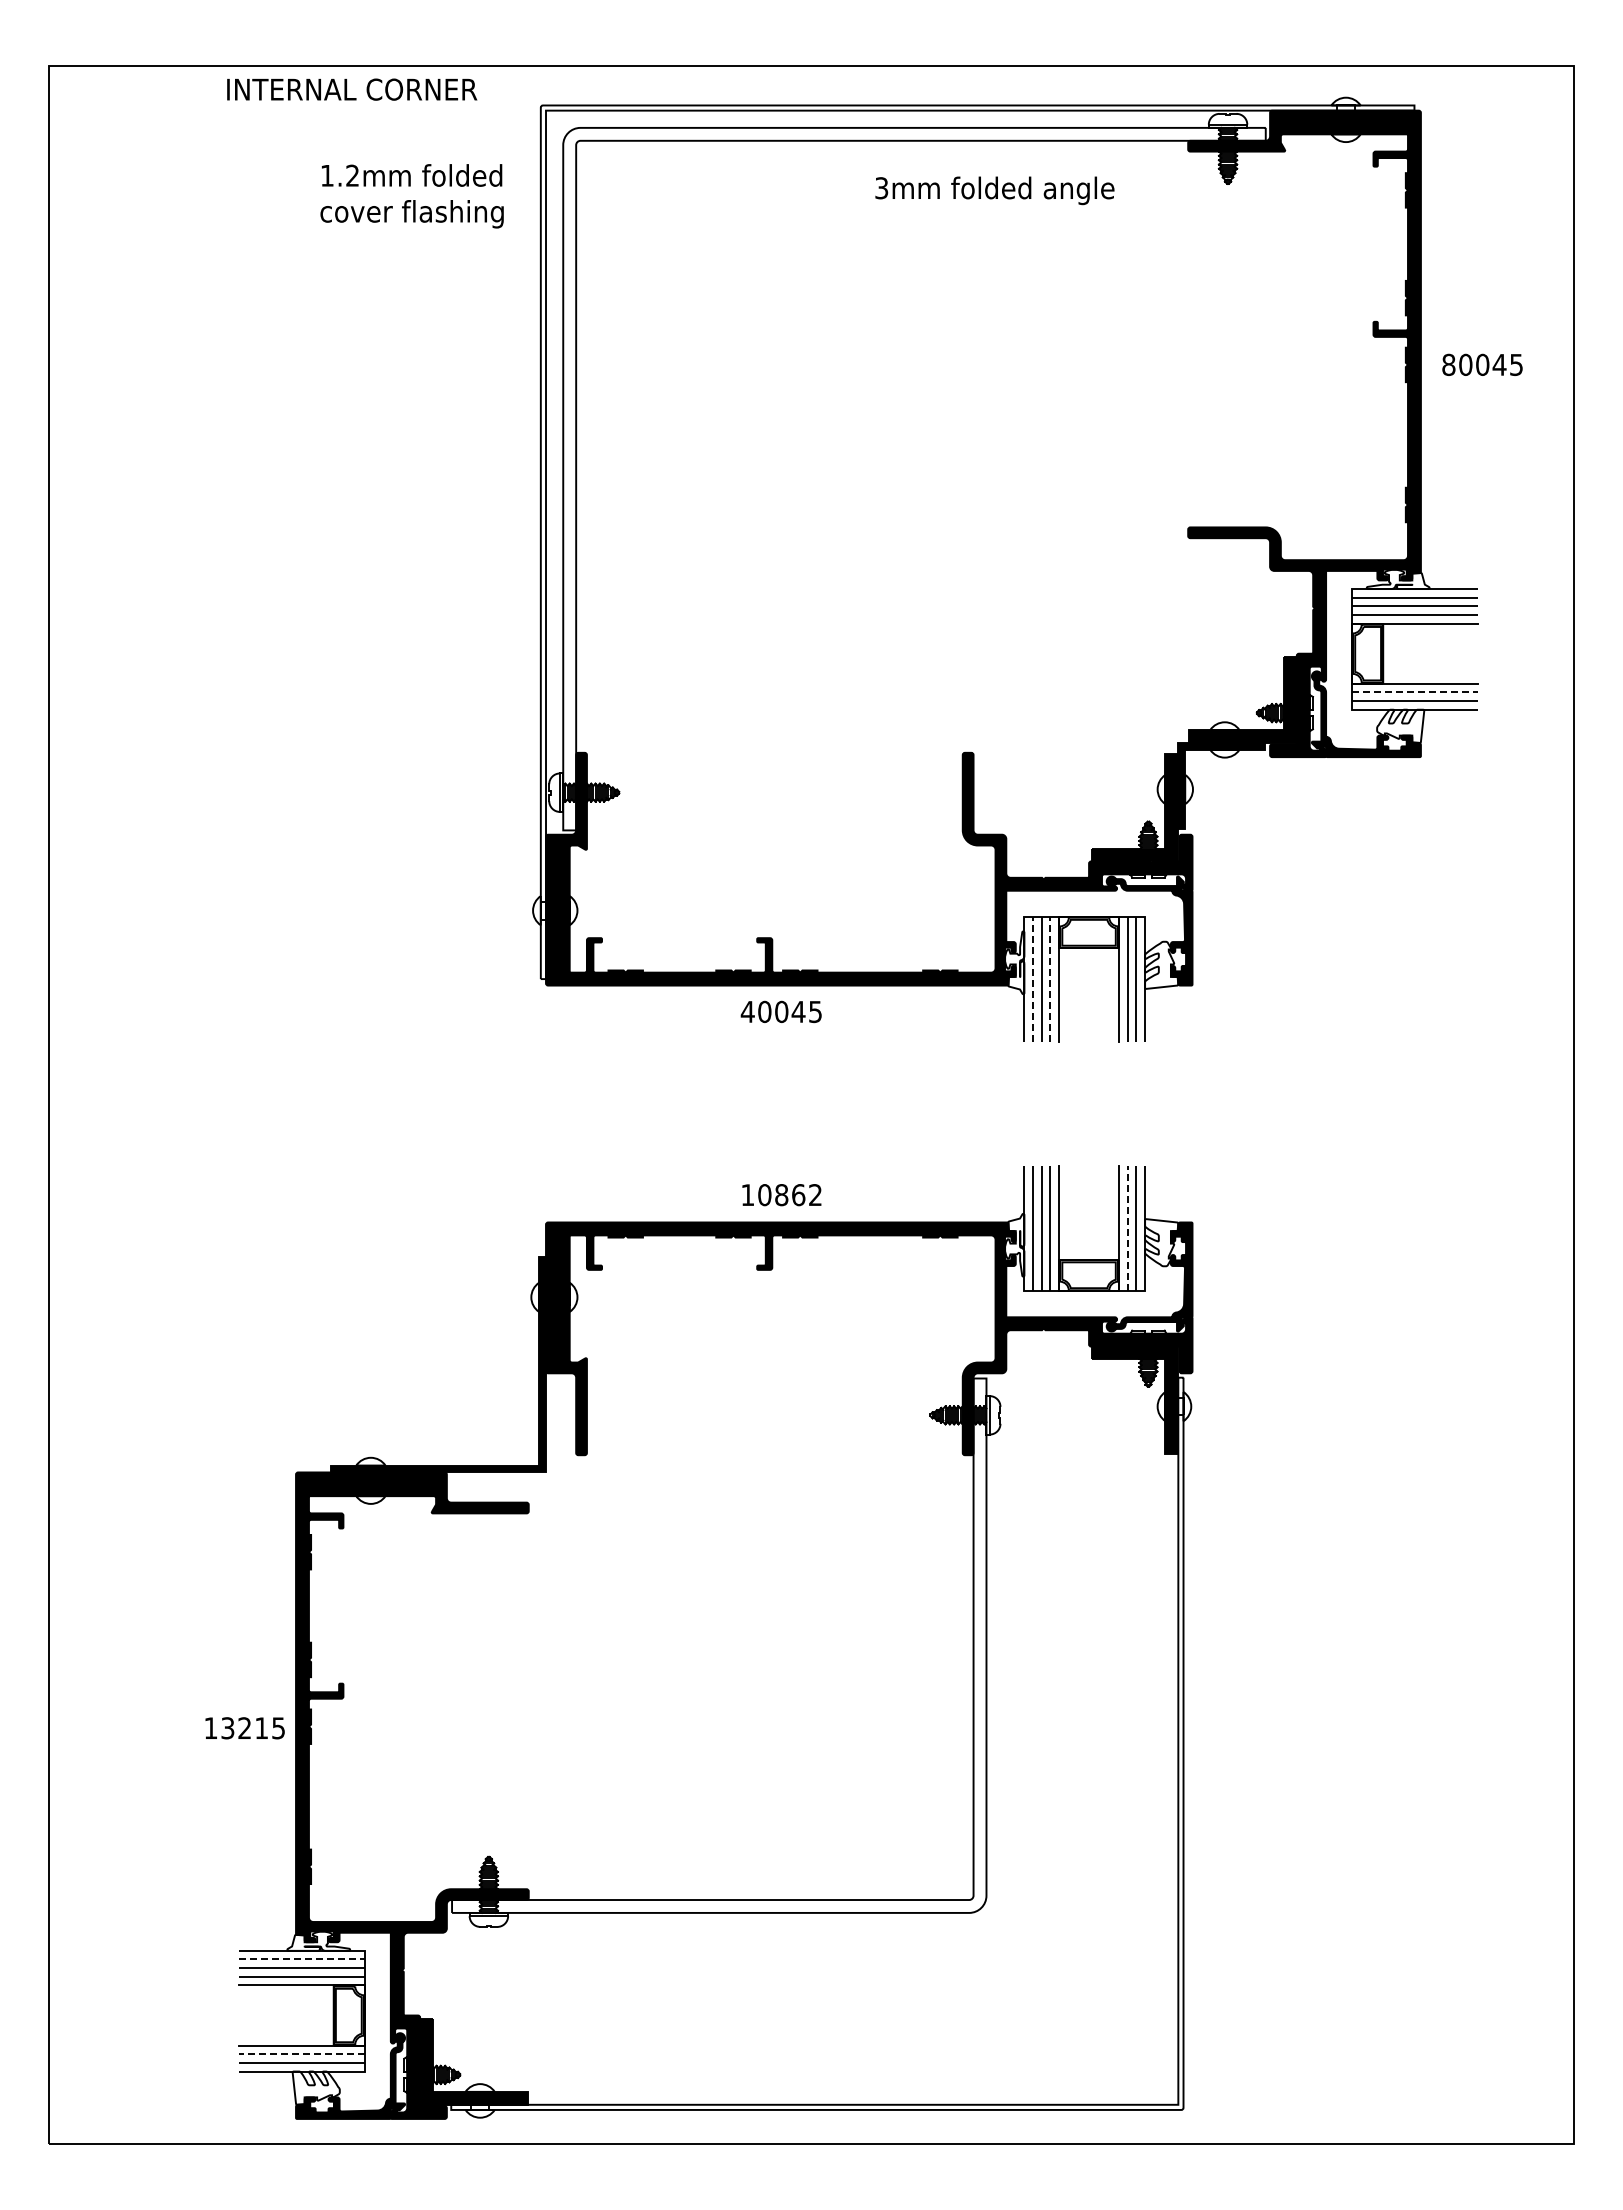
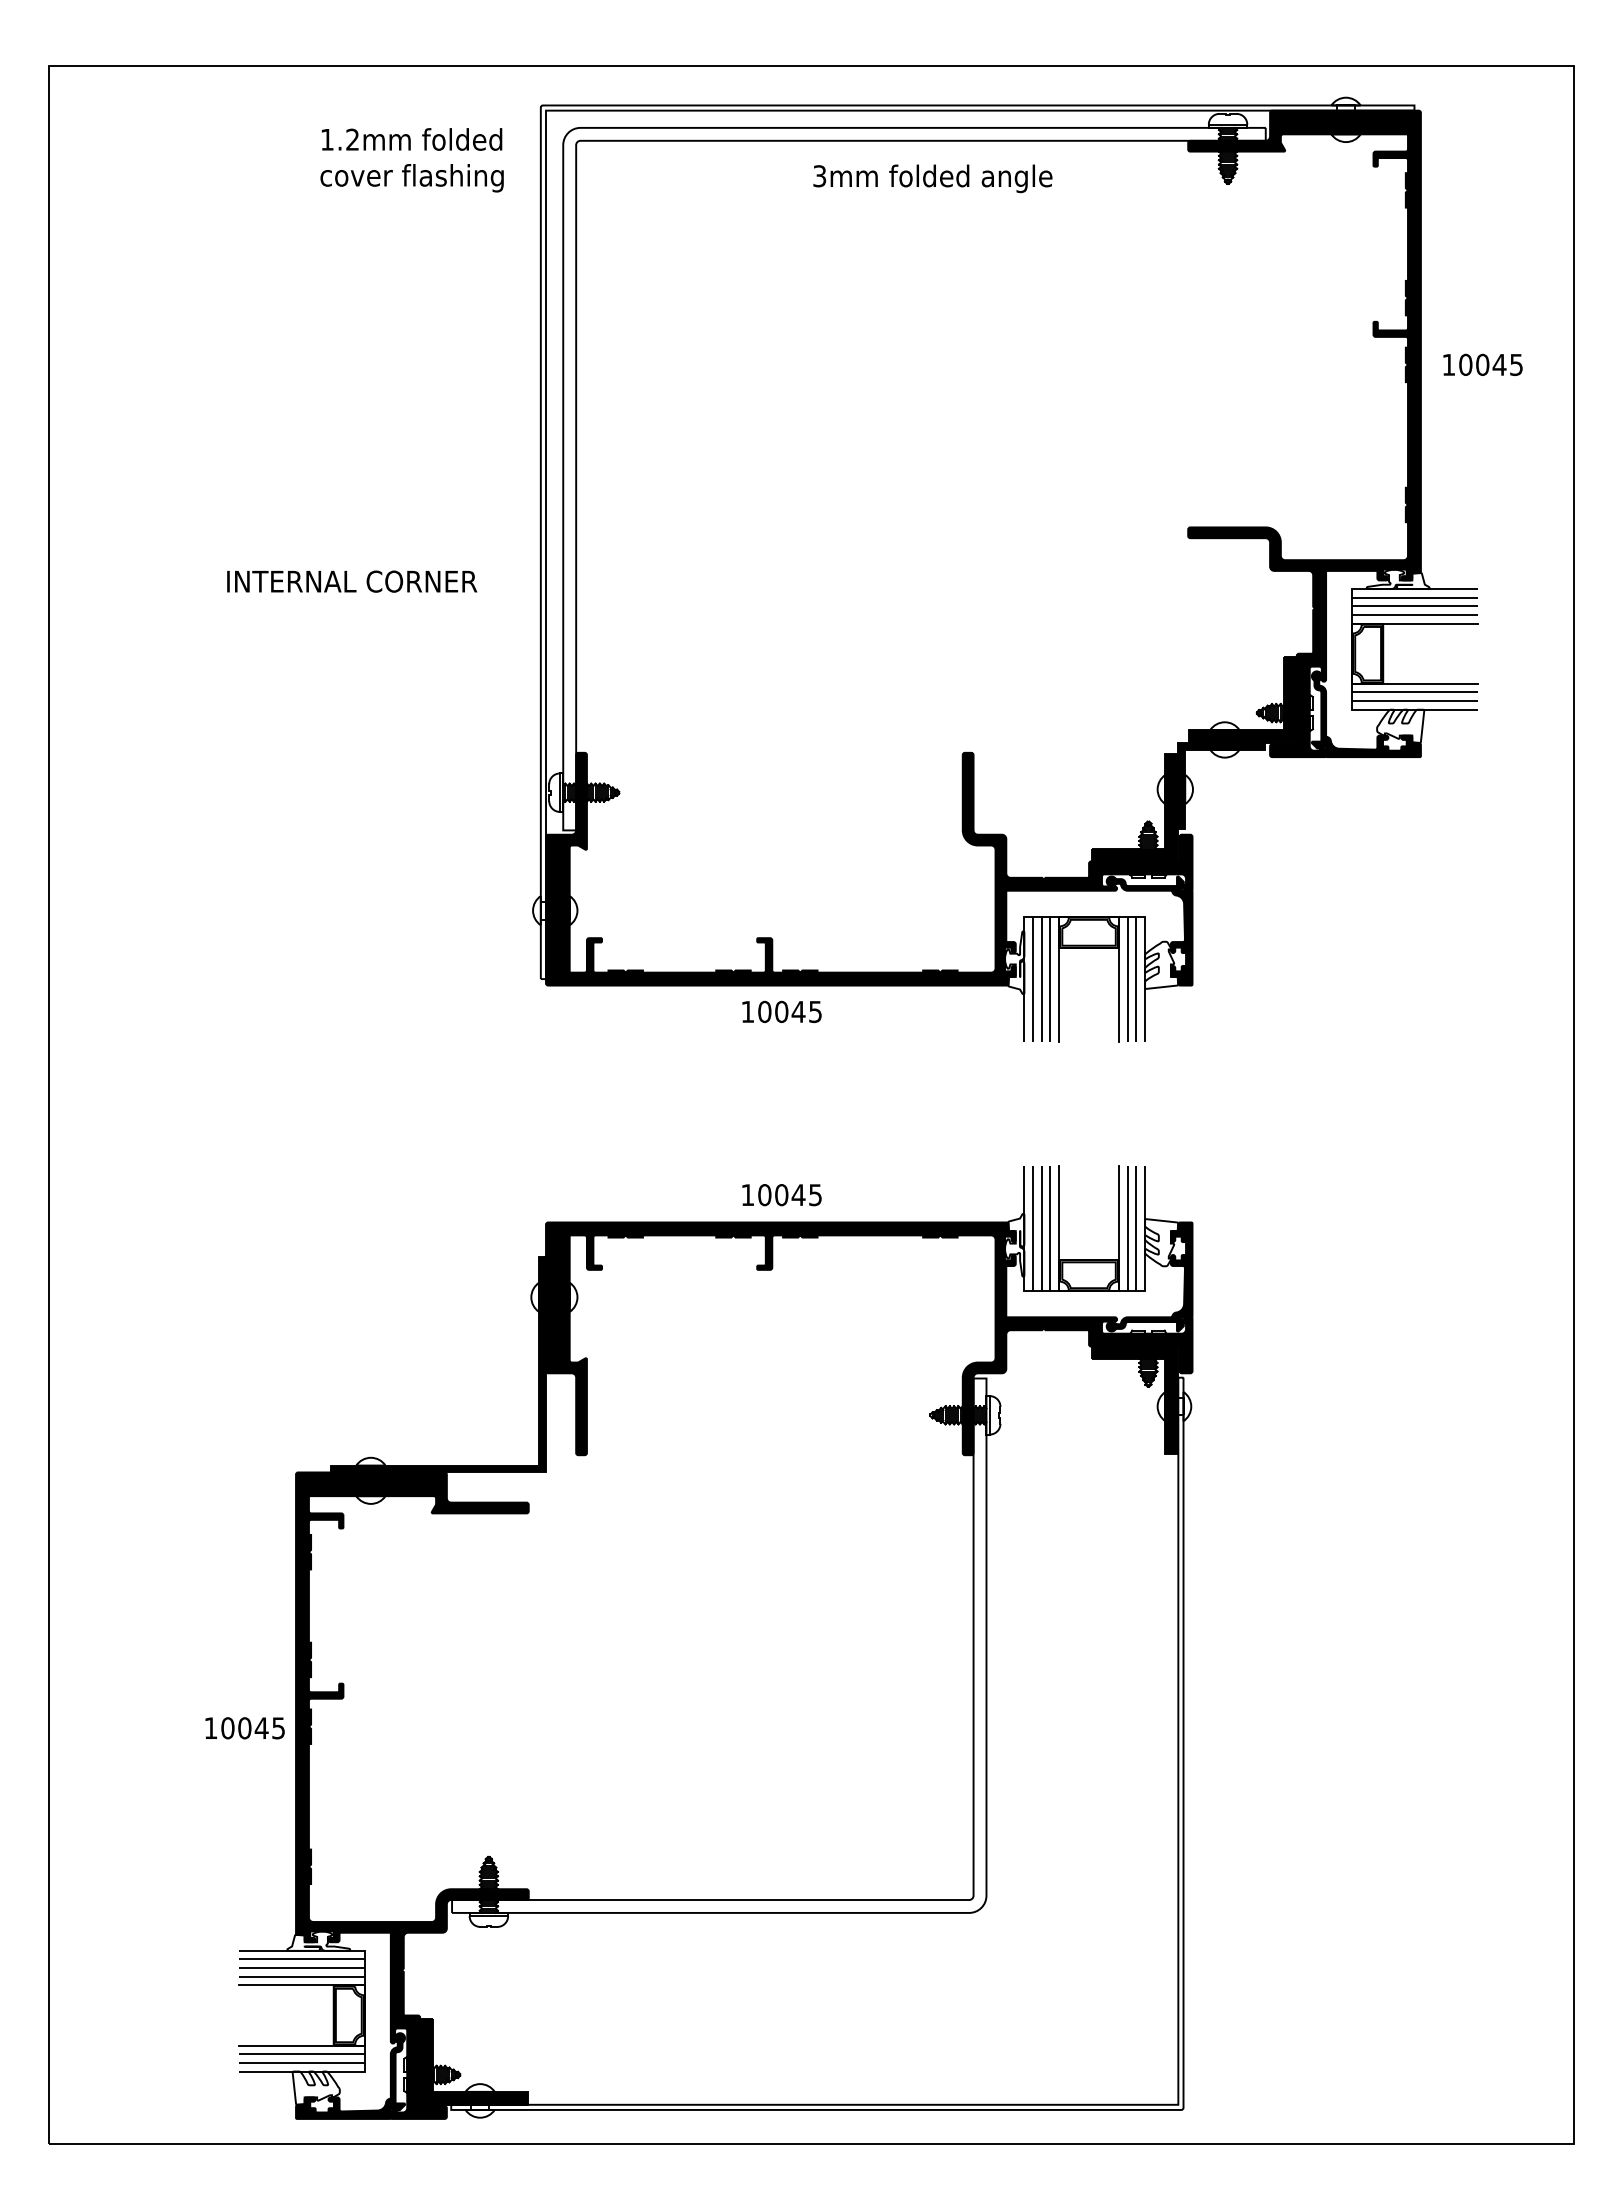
text position: (352, 89) -> (352, 581) (352, 581)
text position: (994, 190) -> (932, 178) (932, 178)
text position: (411, 196) -> (411, 160) (411, 160)
text: 80045 -> 10045 (1448, 364)
line: dashed -> solid (1414, 692)
line: dashed -> solid (1033, 979)
line: dashed -> solid (1050, 979)
text: 40045 -> 10045 (747, 1011)
text: 10862 -> 10045 (798, 1195)
line: dashed -> solid (1127, 1228)
text: 13215 -> 10045 (244, 1728)
line: dashed -> solid (302, 1959)
line: dashed -> solid (302, 2054)
